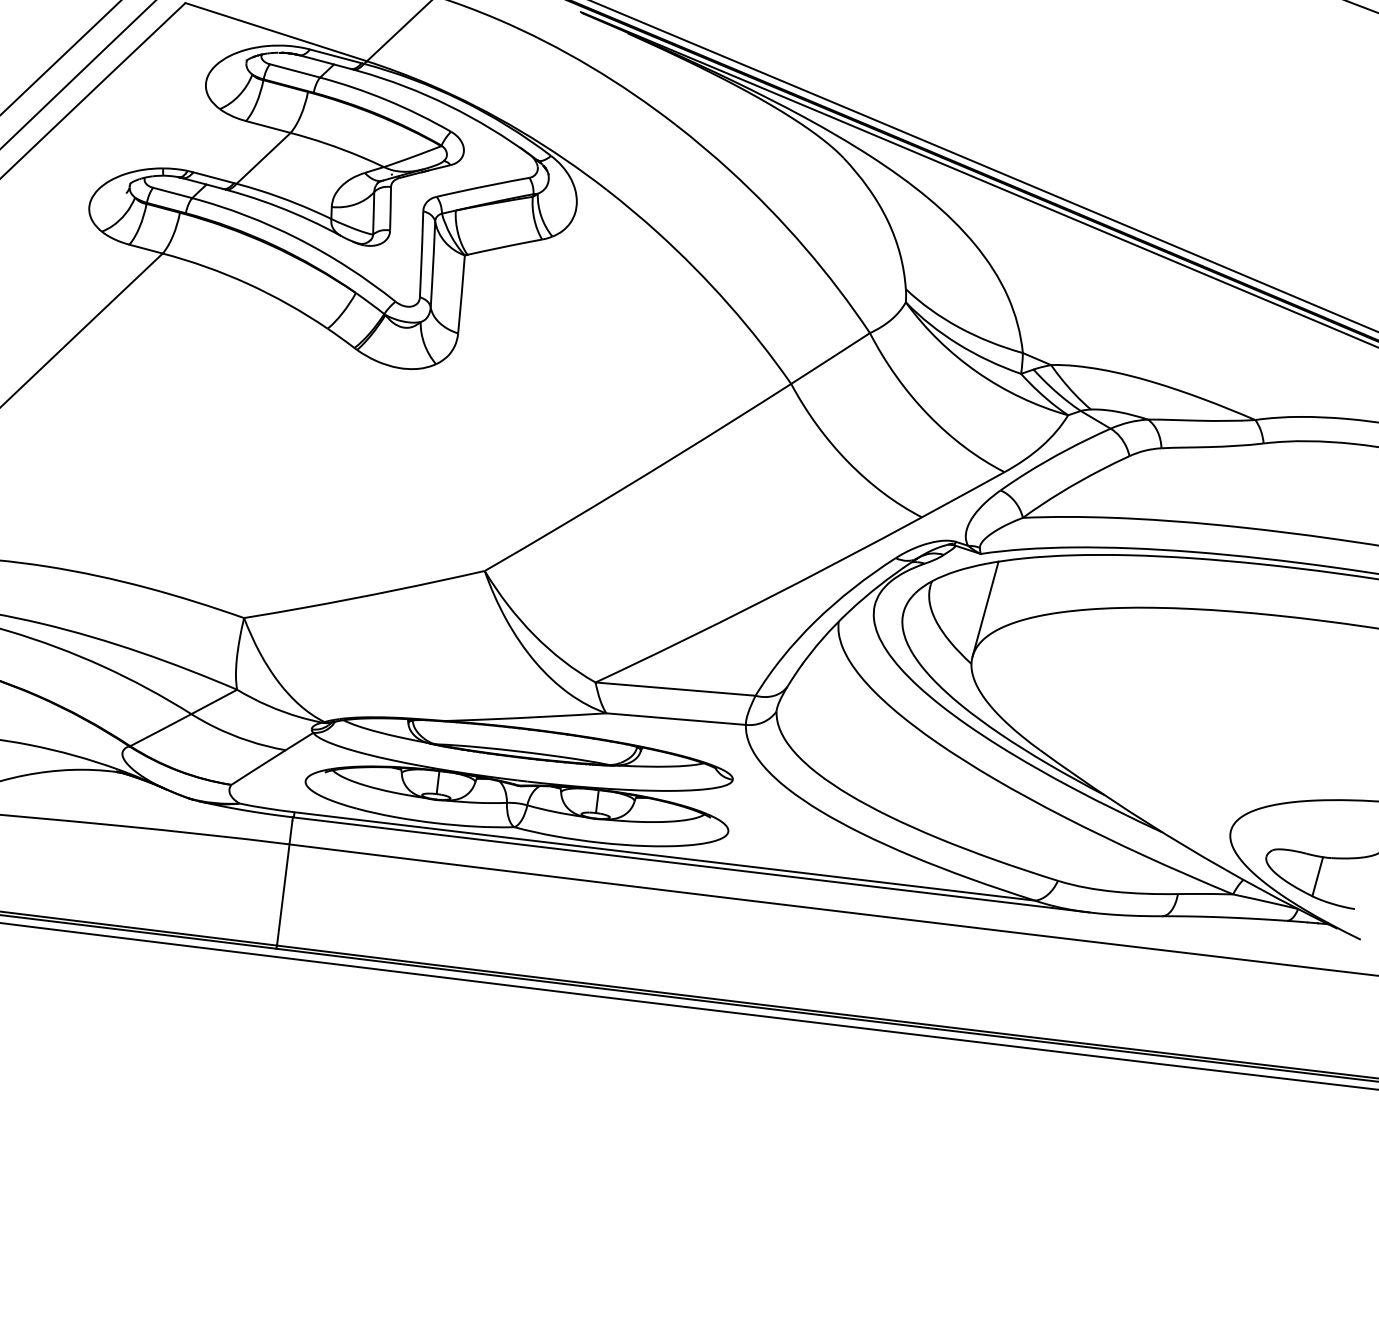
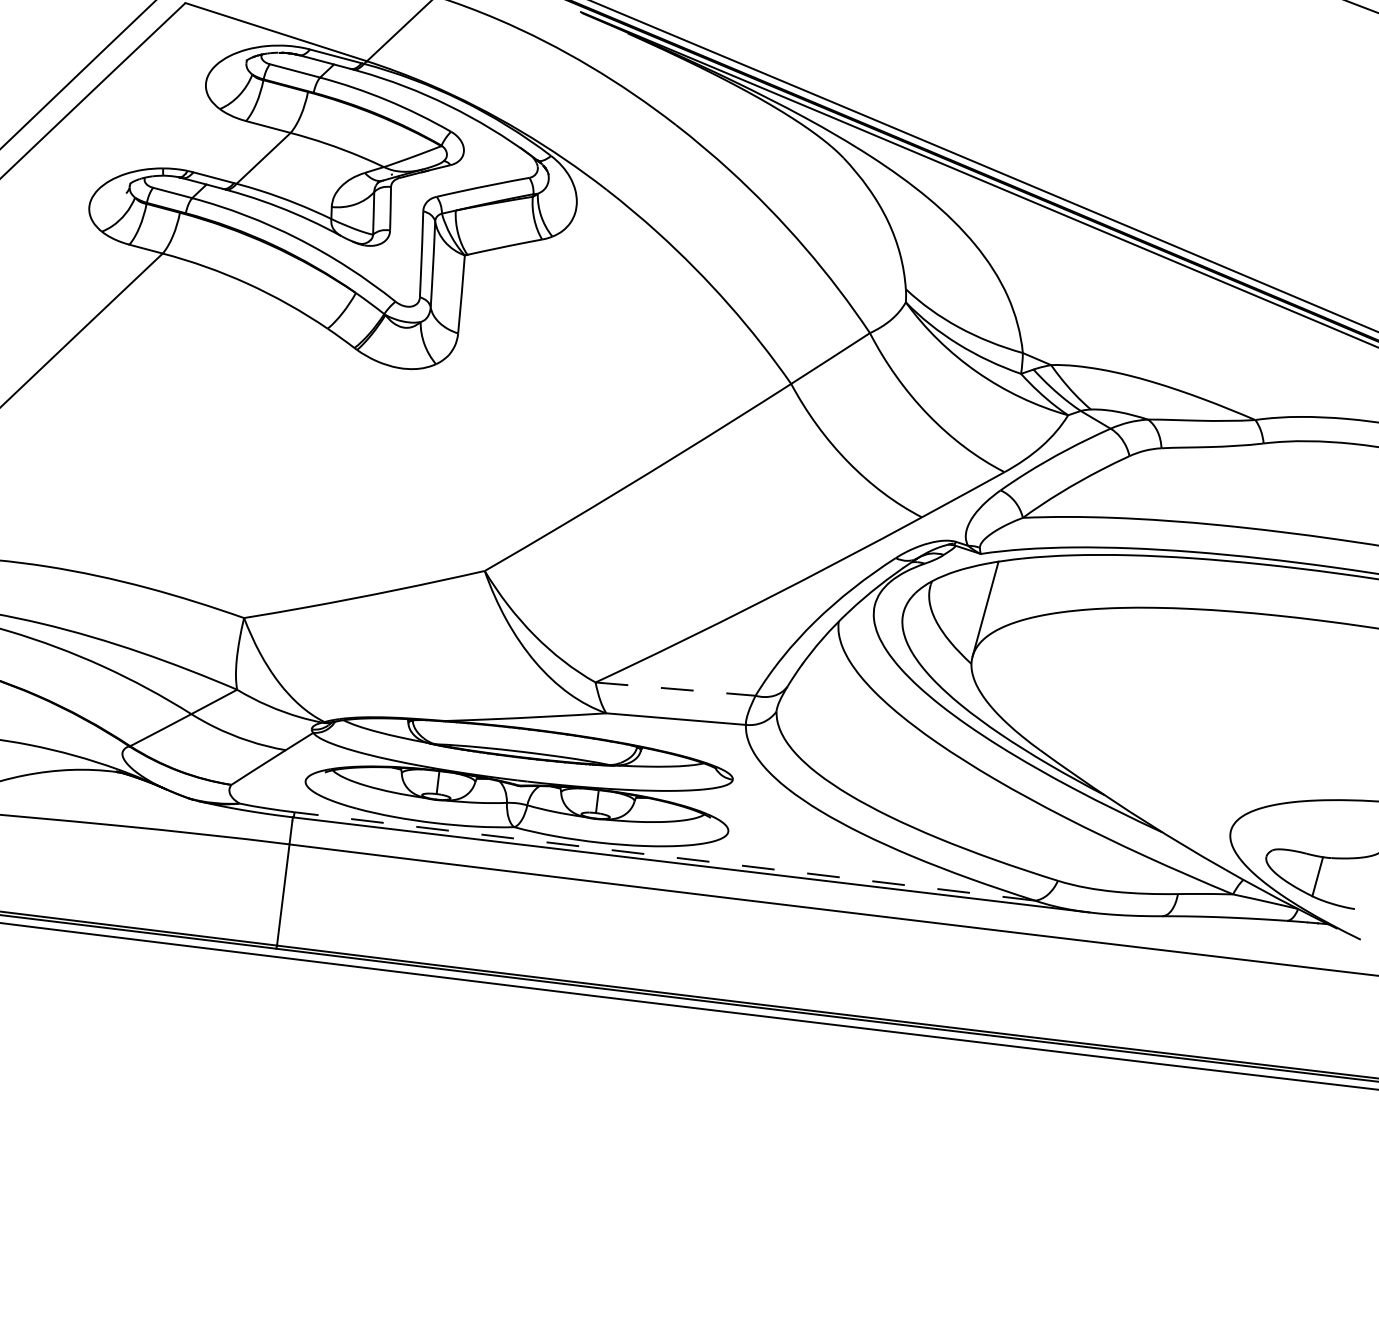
line: present -> none (60, 57)
line: solid -> dashed (676, 689)
line: solid -> dashed (664, 856)
